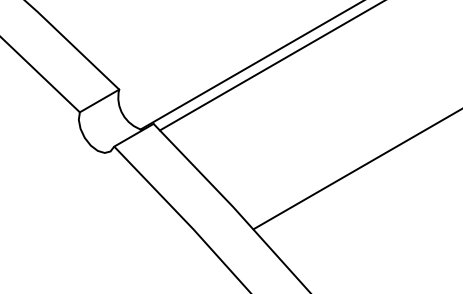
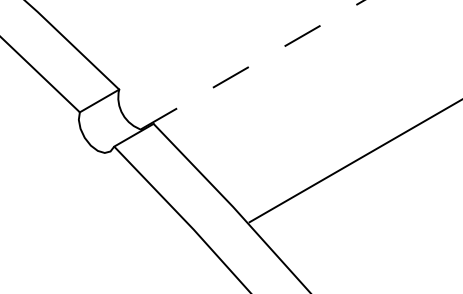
line: solid -> dashed (252, 65)
line: present -> none (270, 66)
line position: (356, 169) -> (354, 161) (354, 161)
